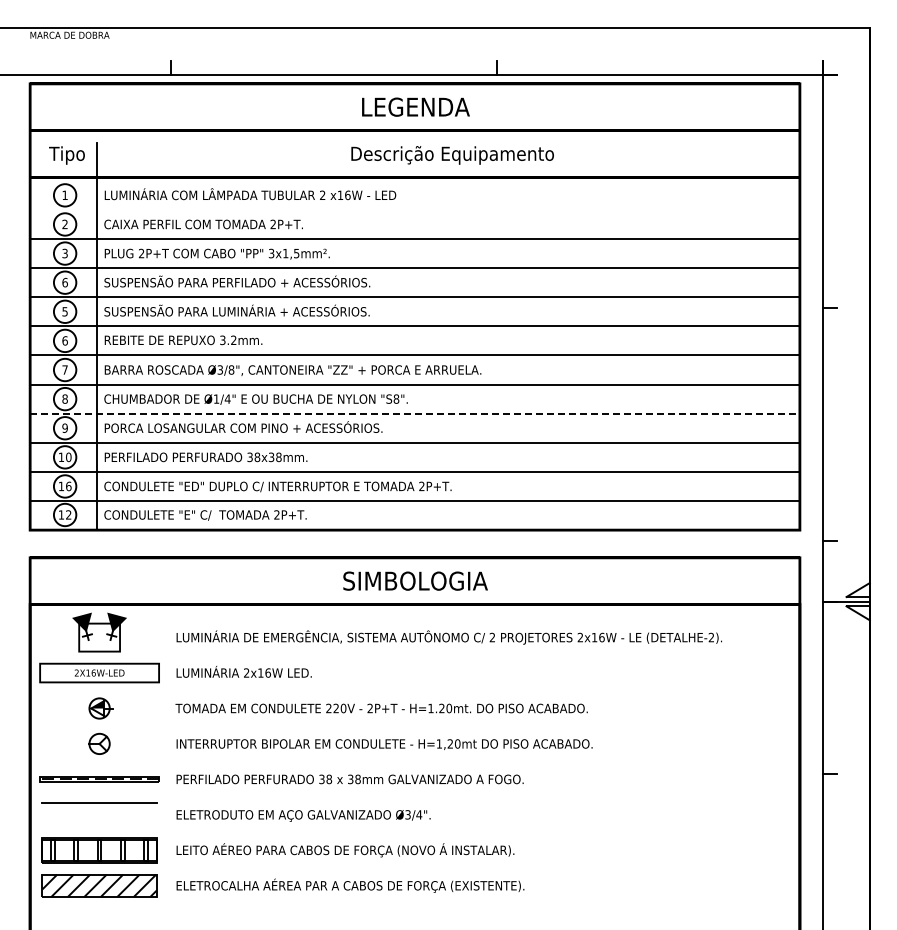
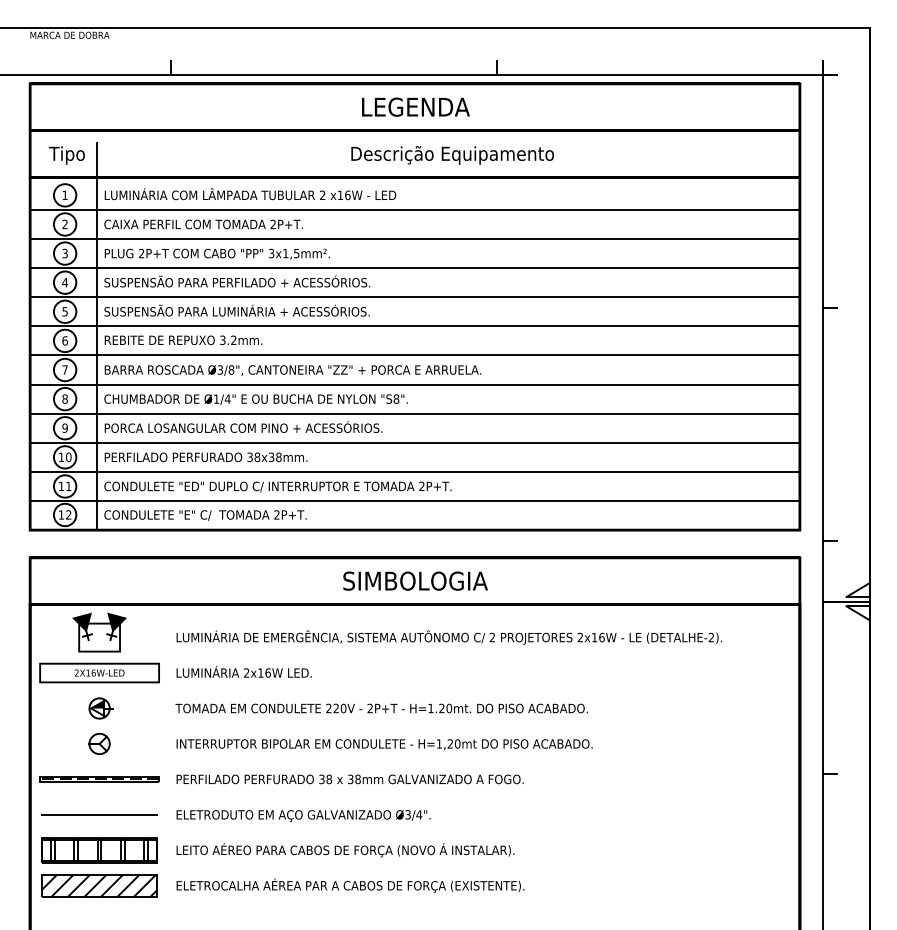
line: none -> present (414, 209)
text: 6 -> 4 (65, 282)
line: dashed -> solid (415, 413)
text: 16 -> 11 (68, 486)
line position: (99, 802) -> (99, 814) (99, 814)
